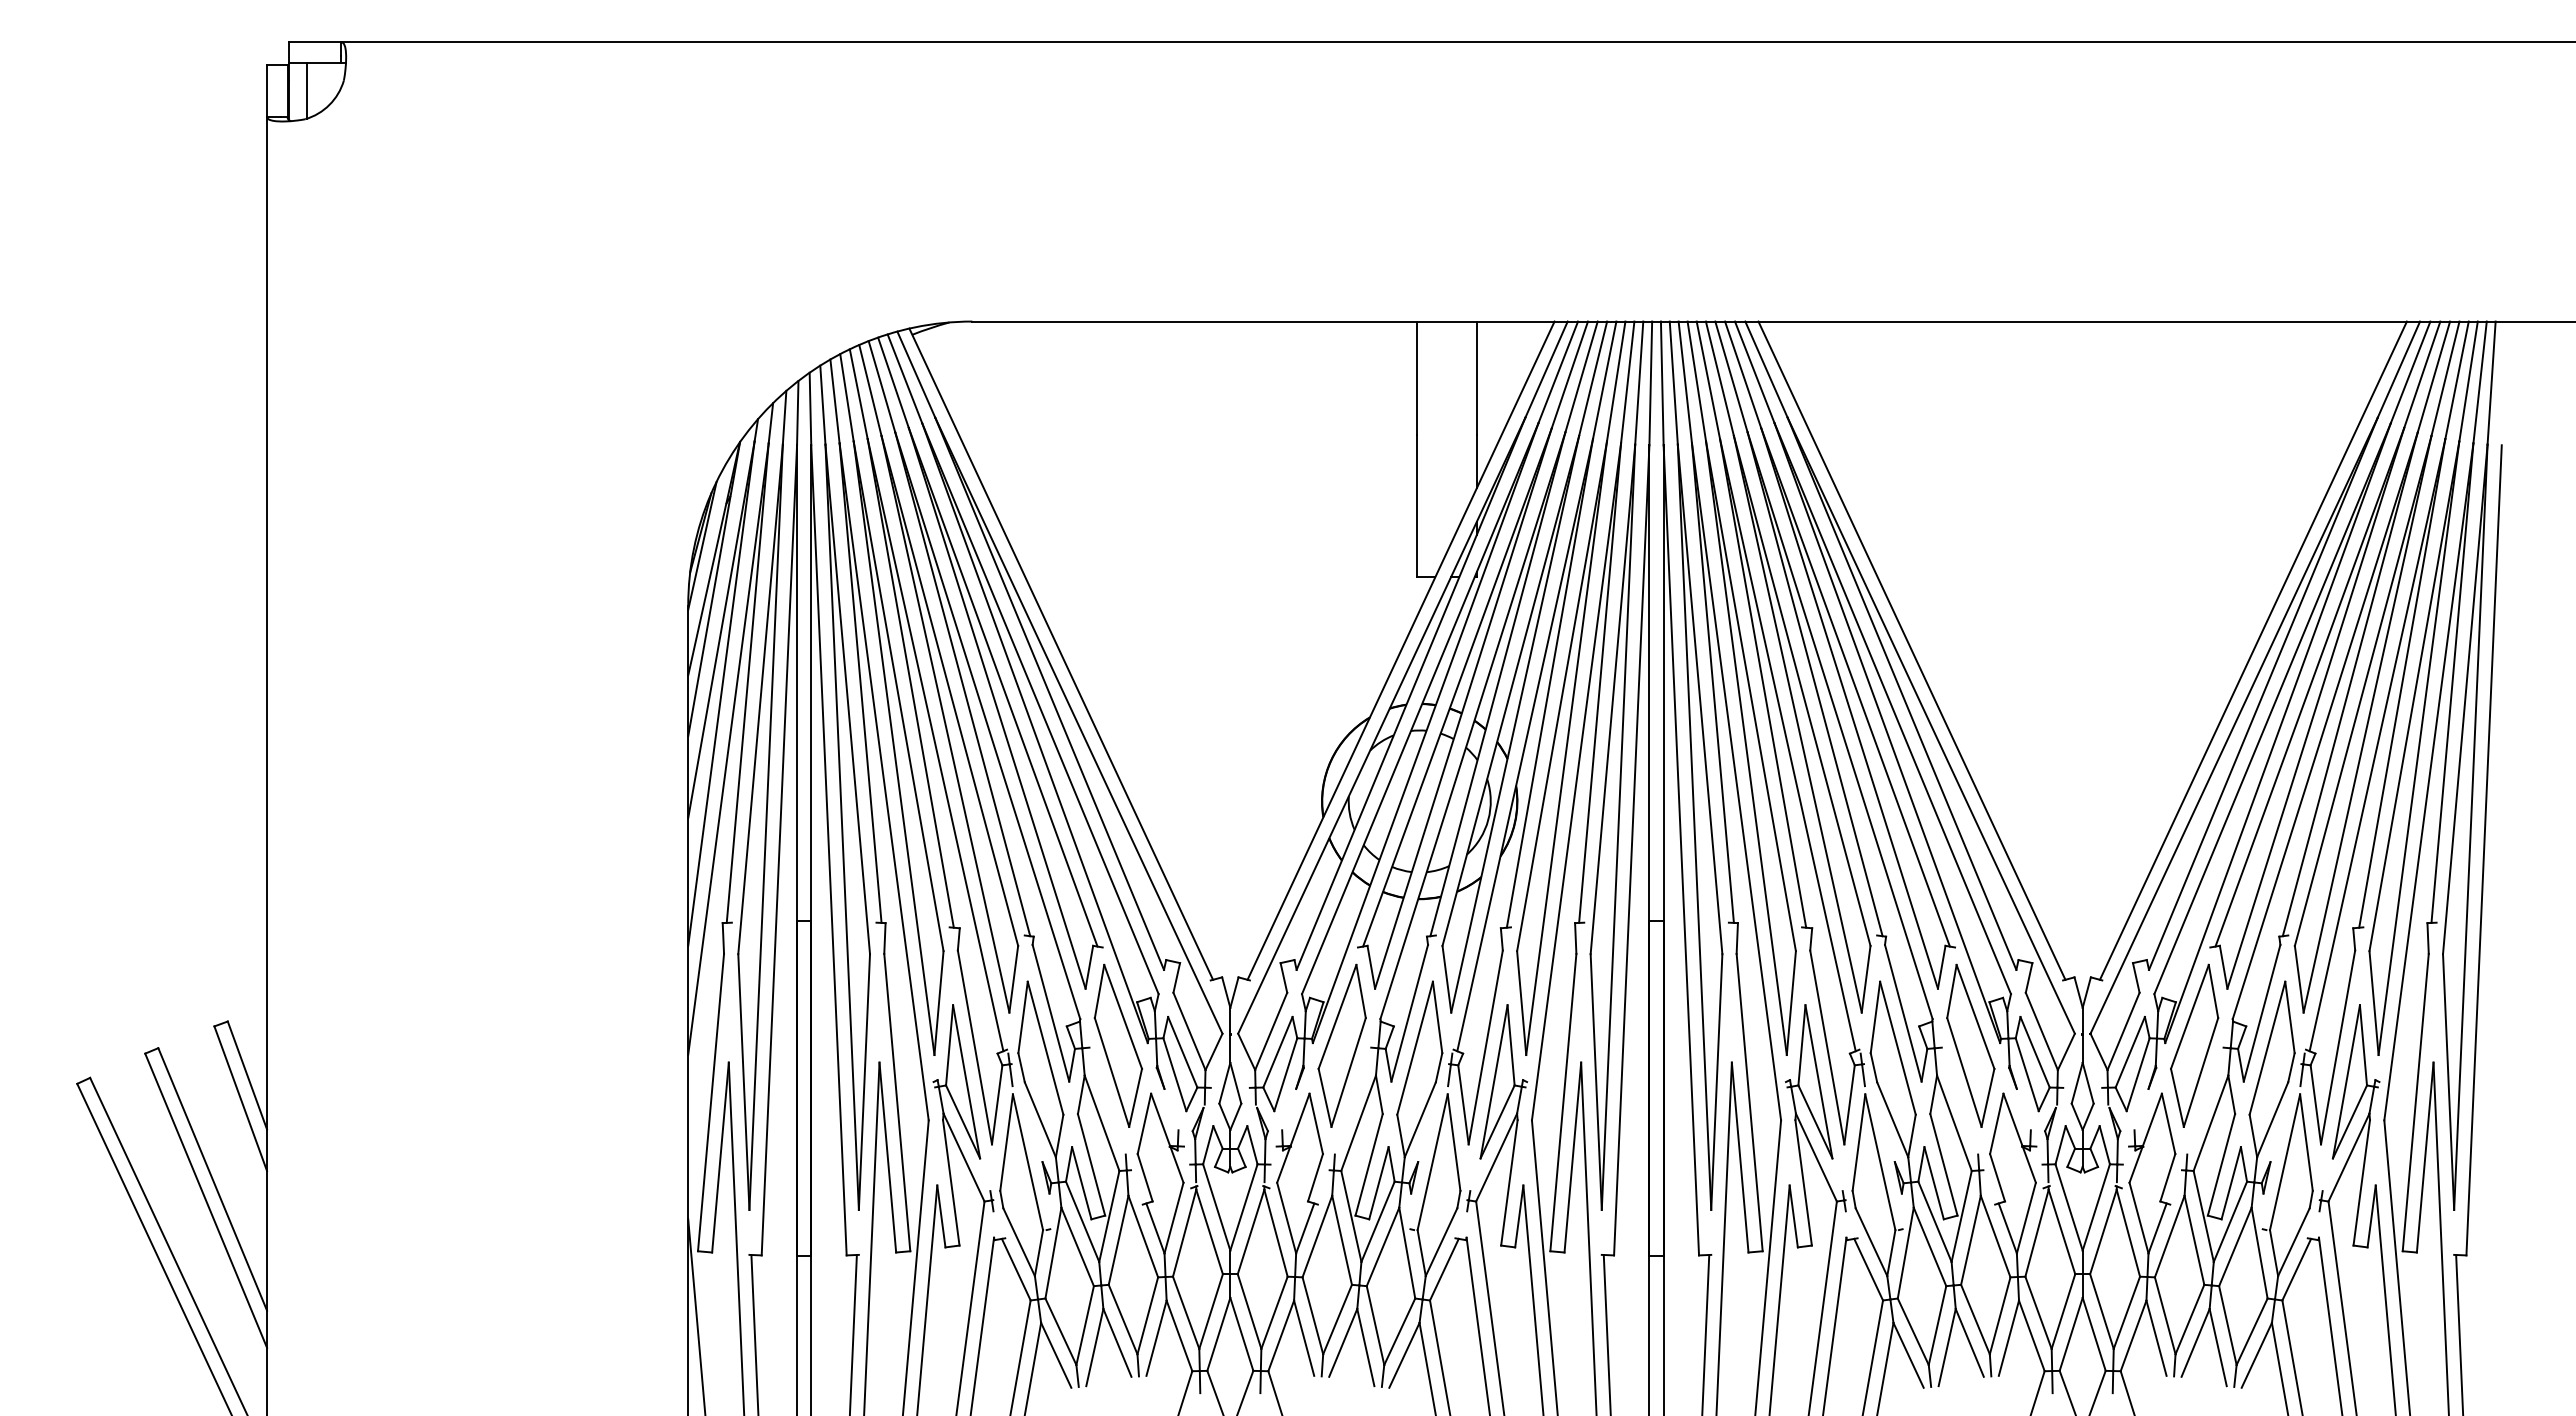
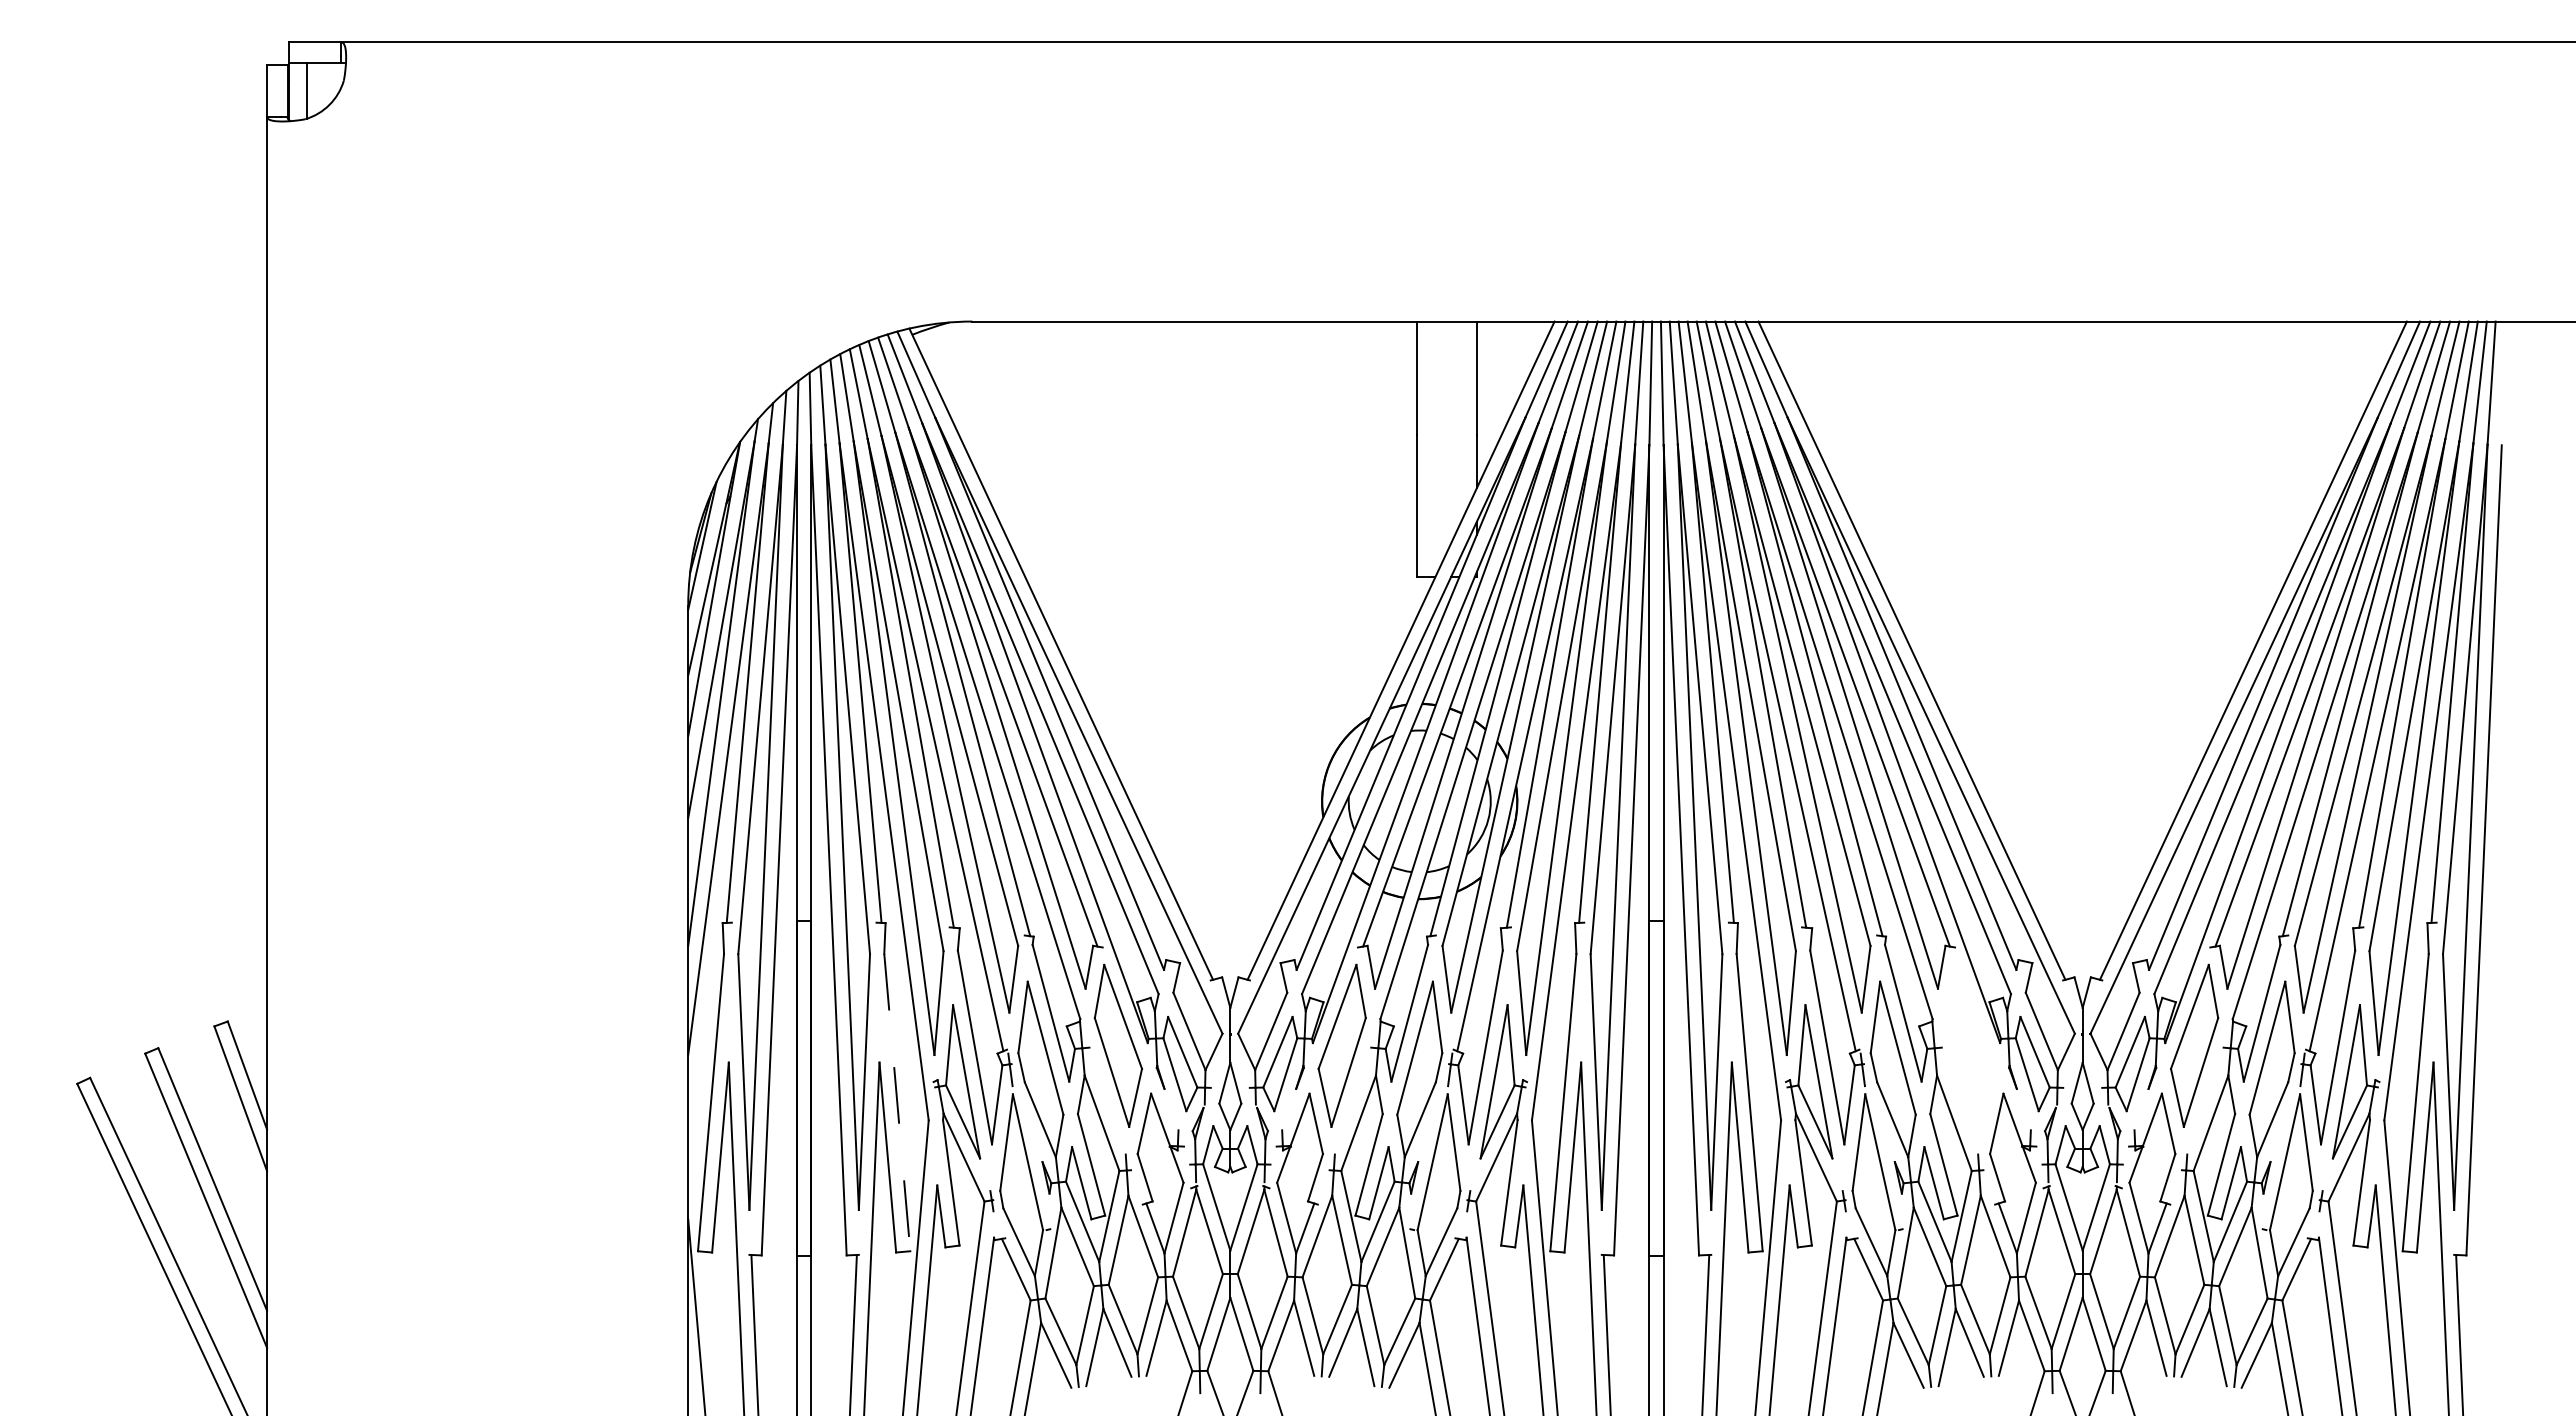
part: present -> none (1970, 1045)
line: solid -> dashed (897, 1103)
